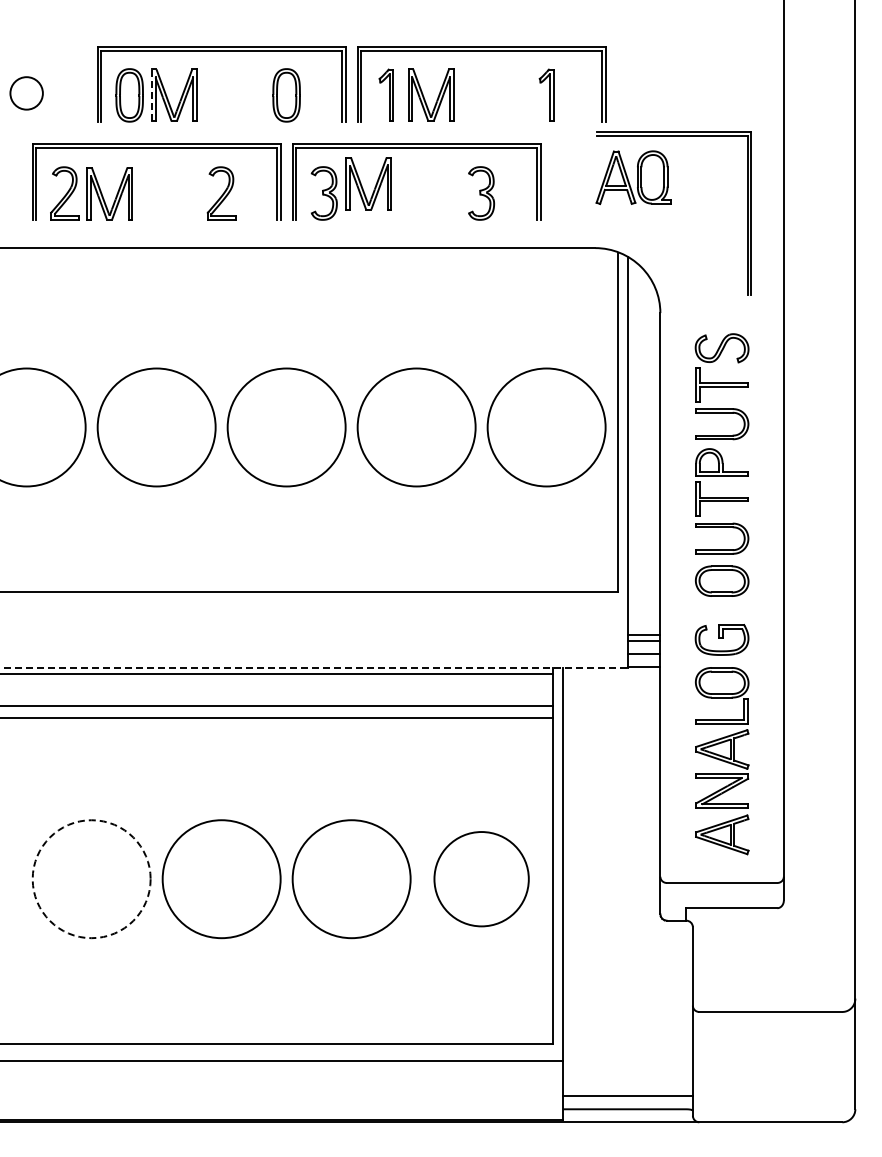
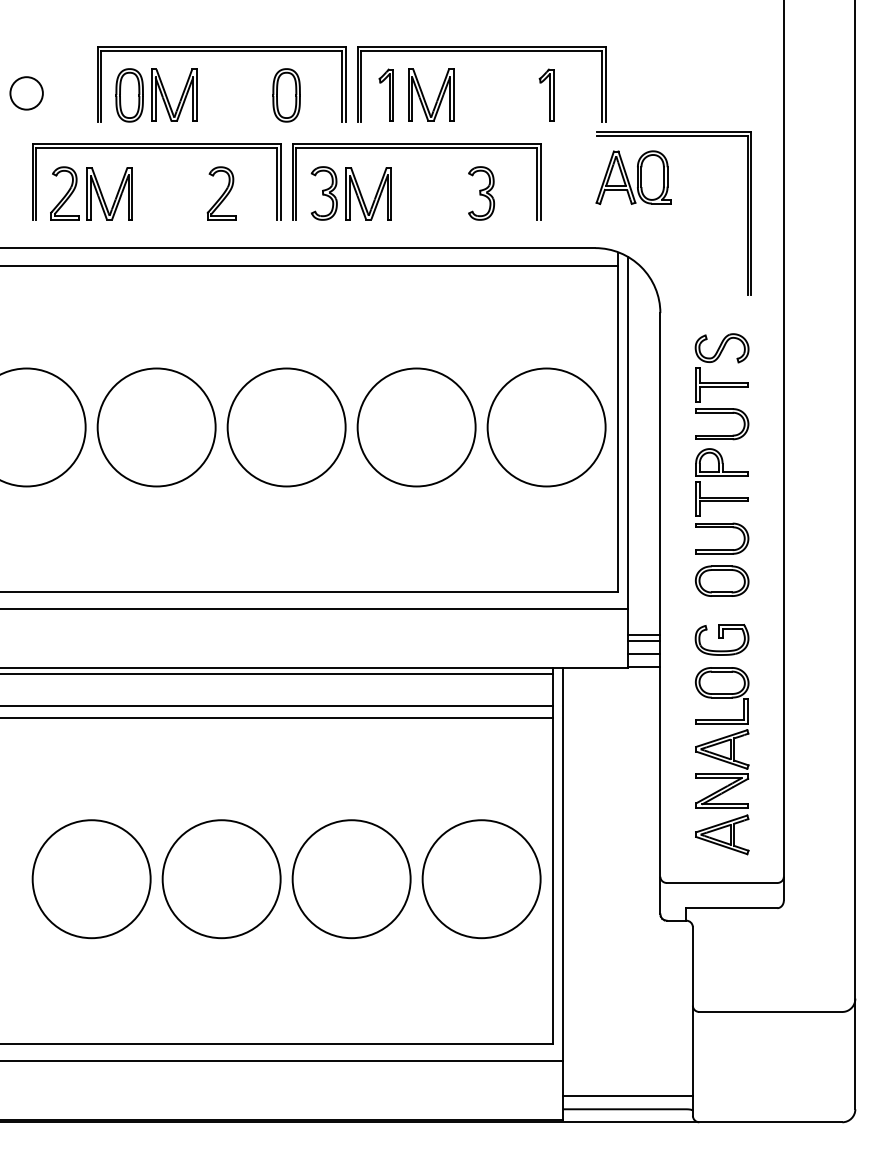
line: dashed -> solid (151, 95)
part position: (362, 185) -> (362, 195) (362, 195)
line: none -> present (310, 265)
line: none -> present (314, 609)
line: dashed -> solid (314, 668)
circle: dashed -> solid (91, 879)
circle diameter: 94 px -> 118 px (481, 879)
